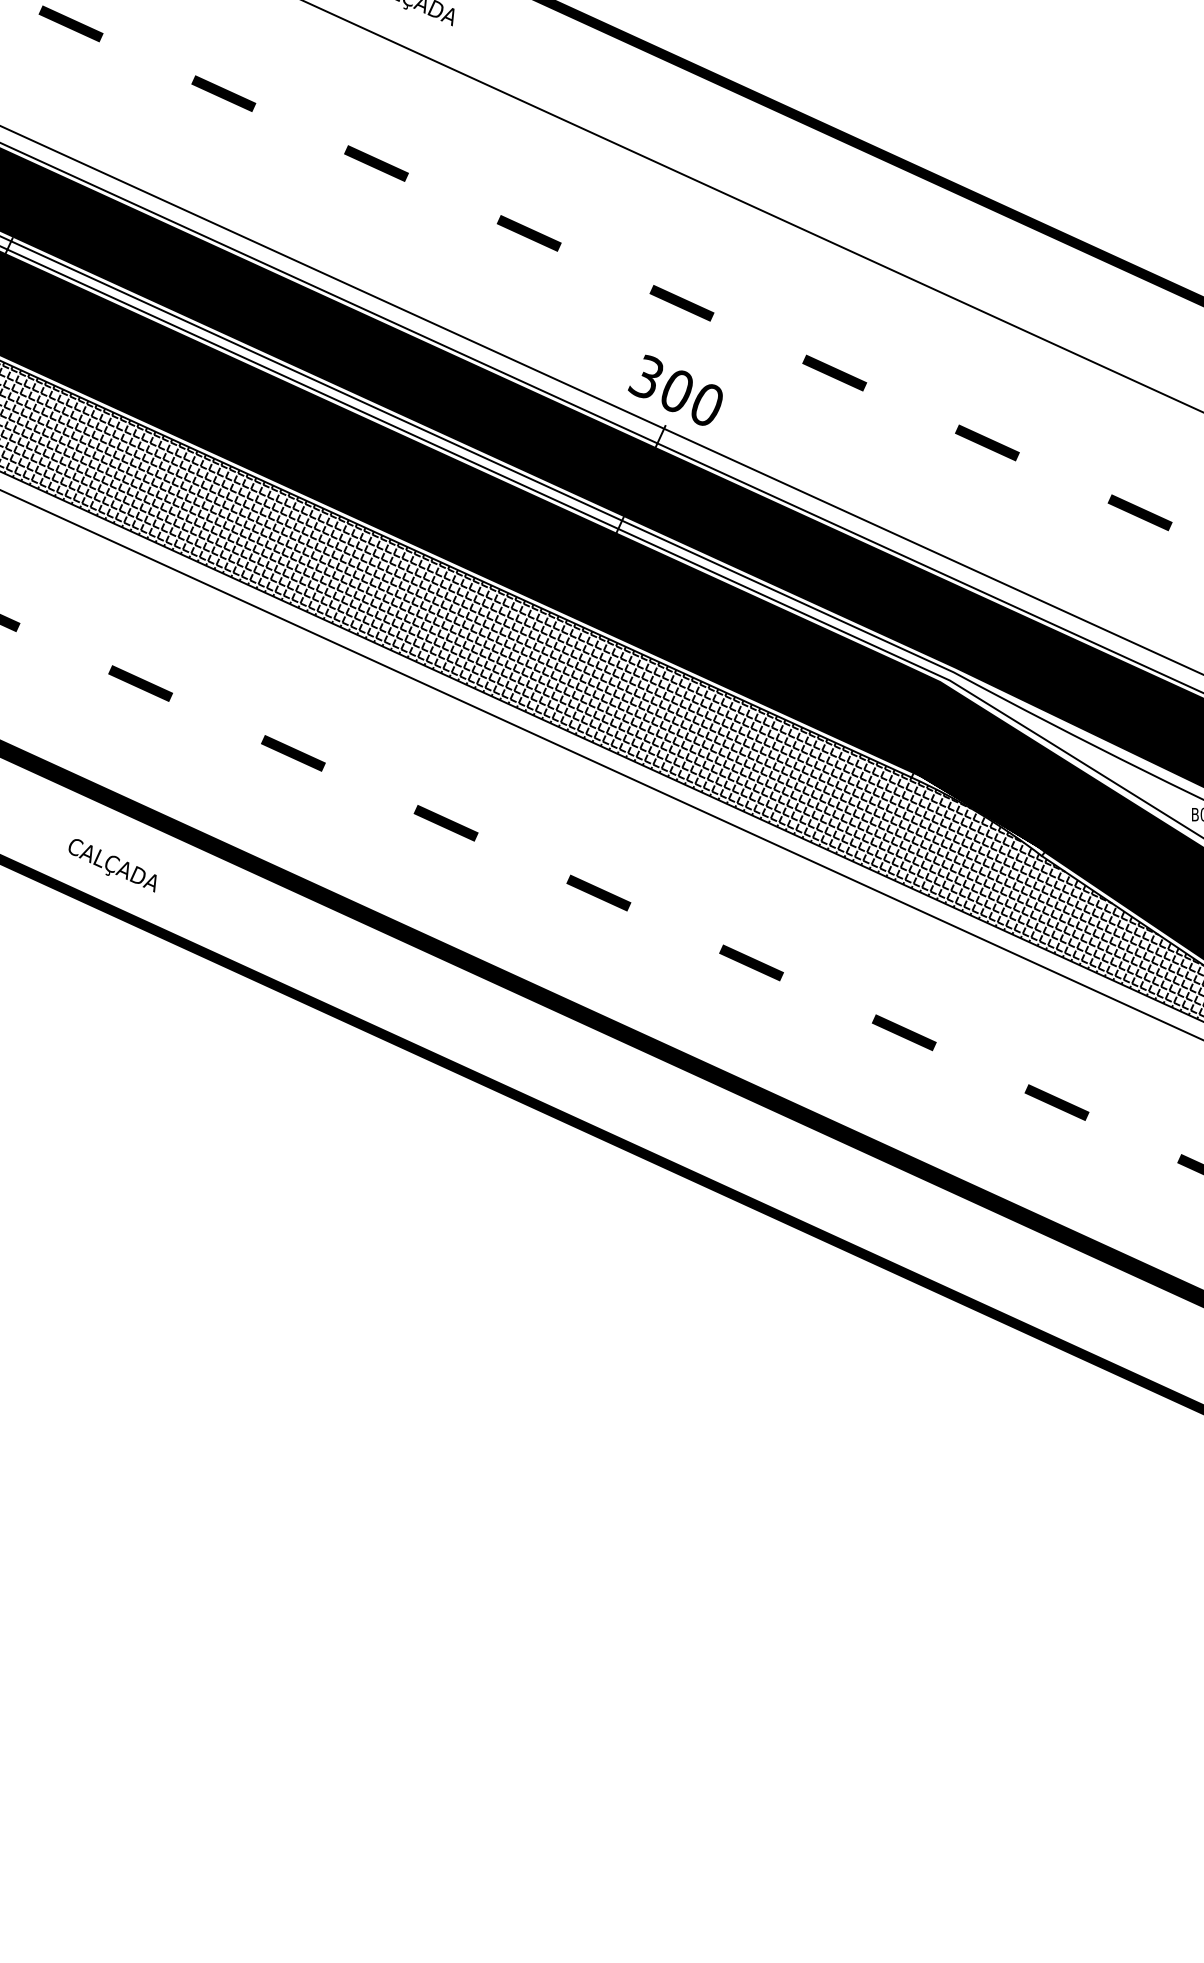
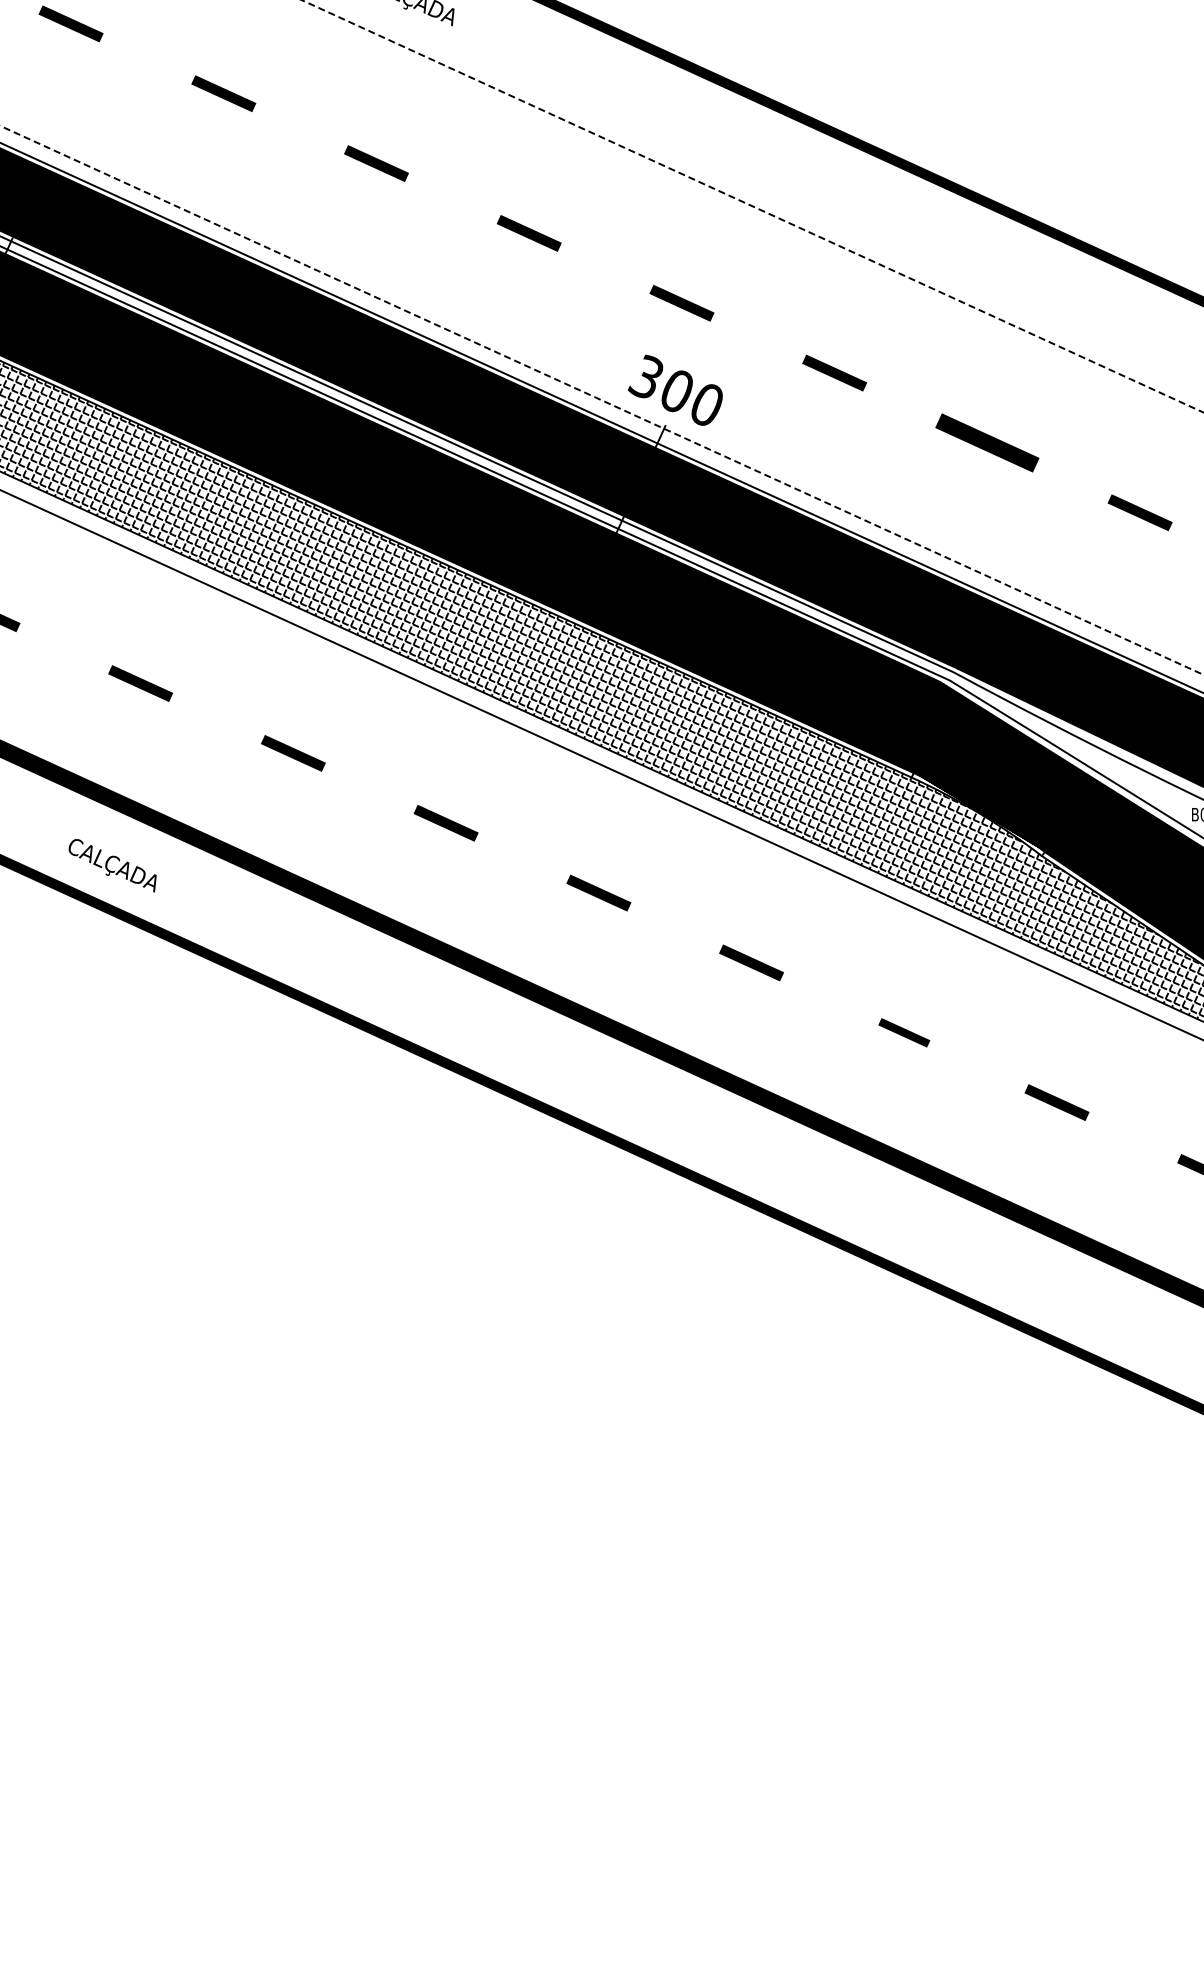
line: solid -> dashed (752, 206)
line: solid -> dashed (602, 400)
part size: 65x38 px -> 105x60 px (987, 442)
part size: 65x38 px -> 53x30 px (904, 1032)
